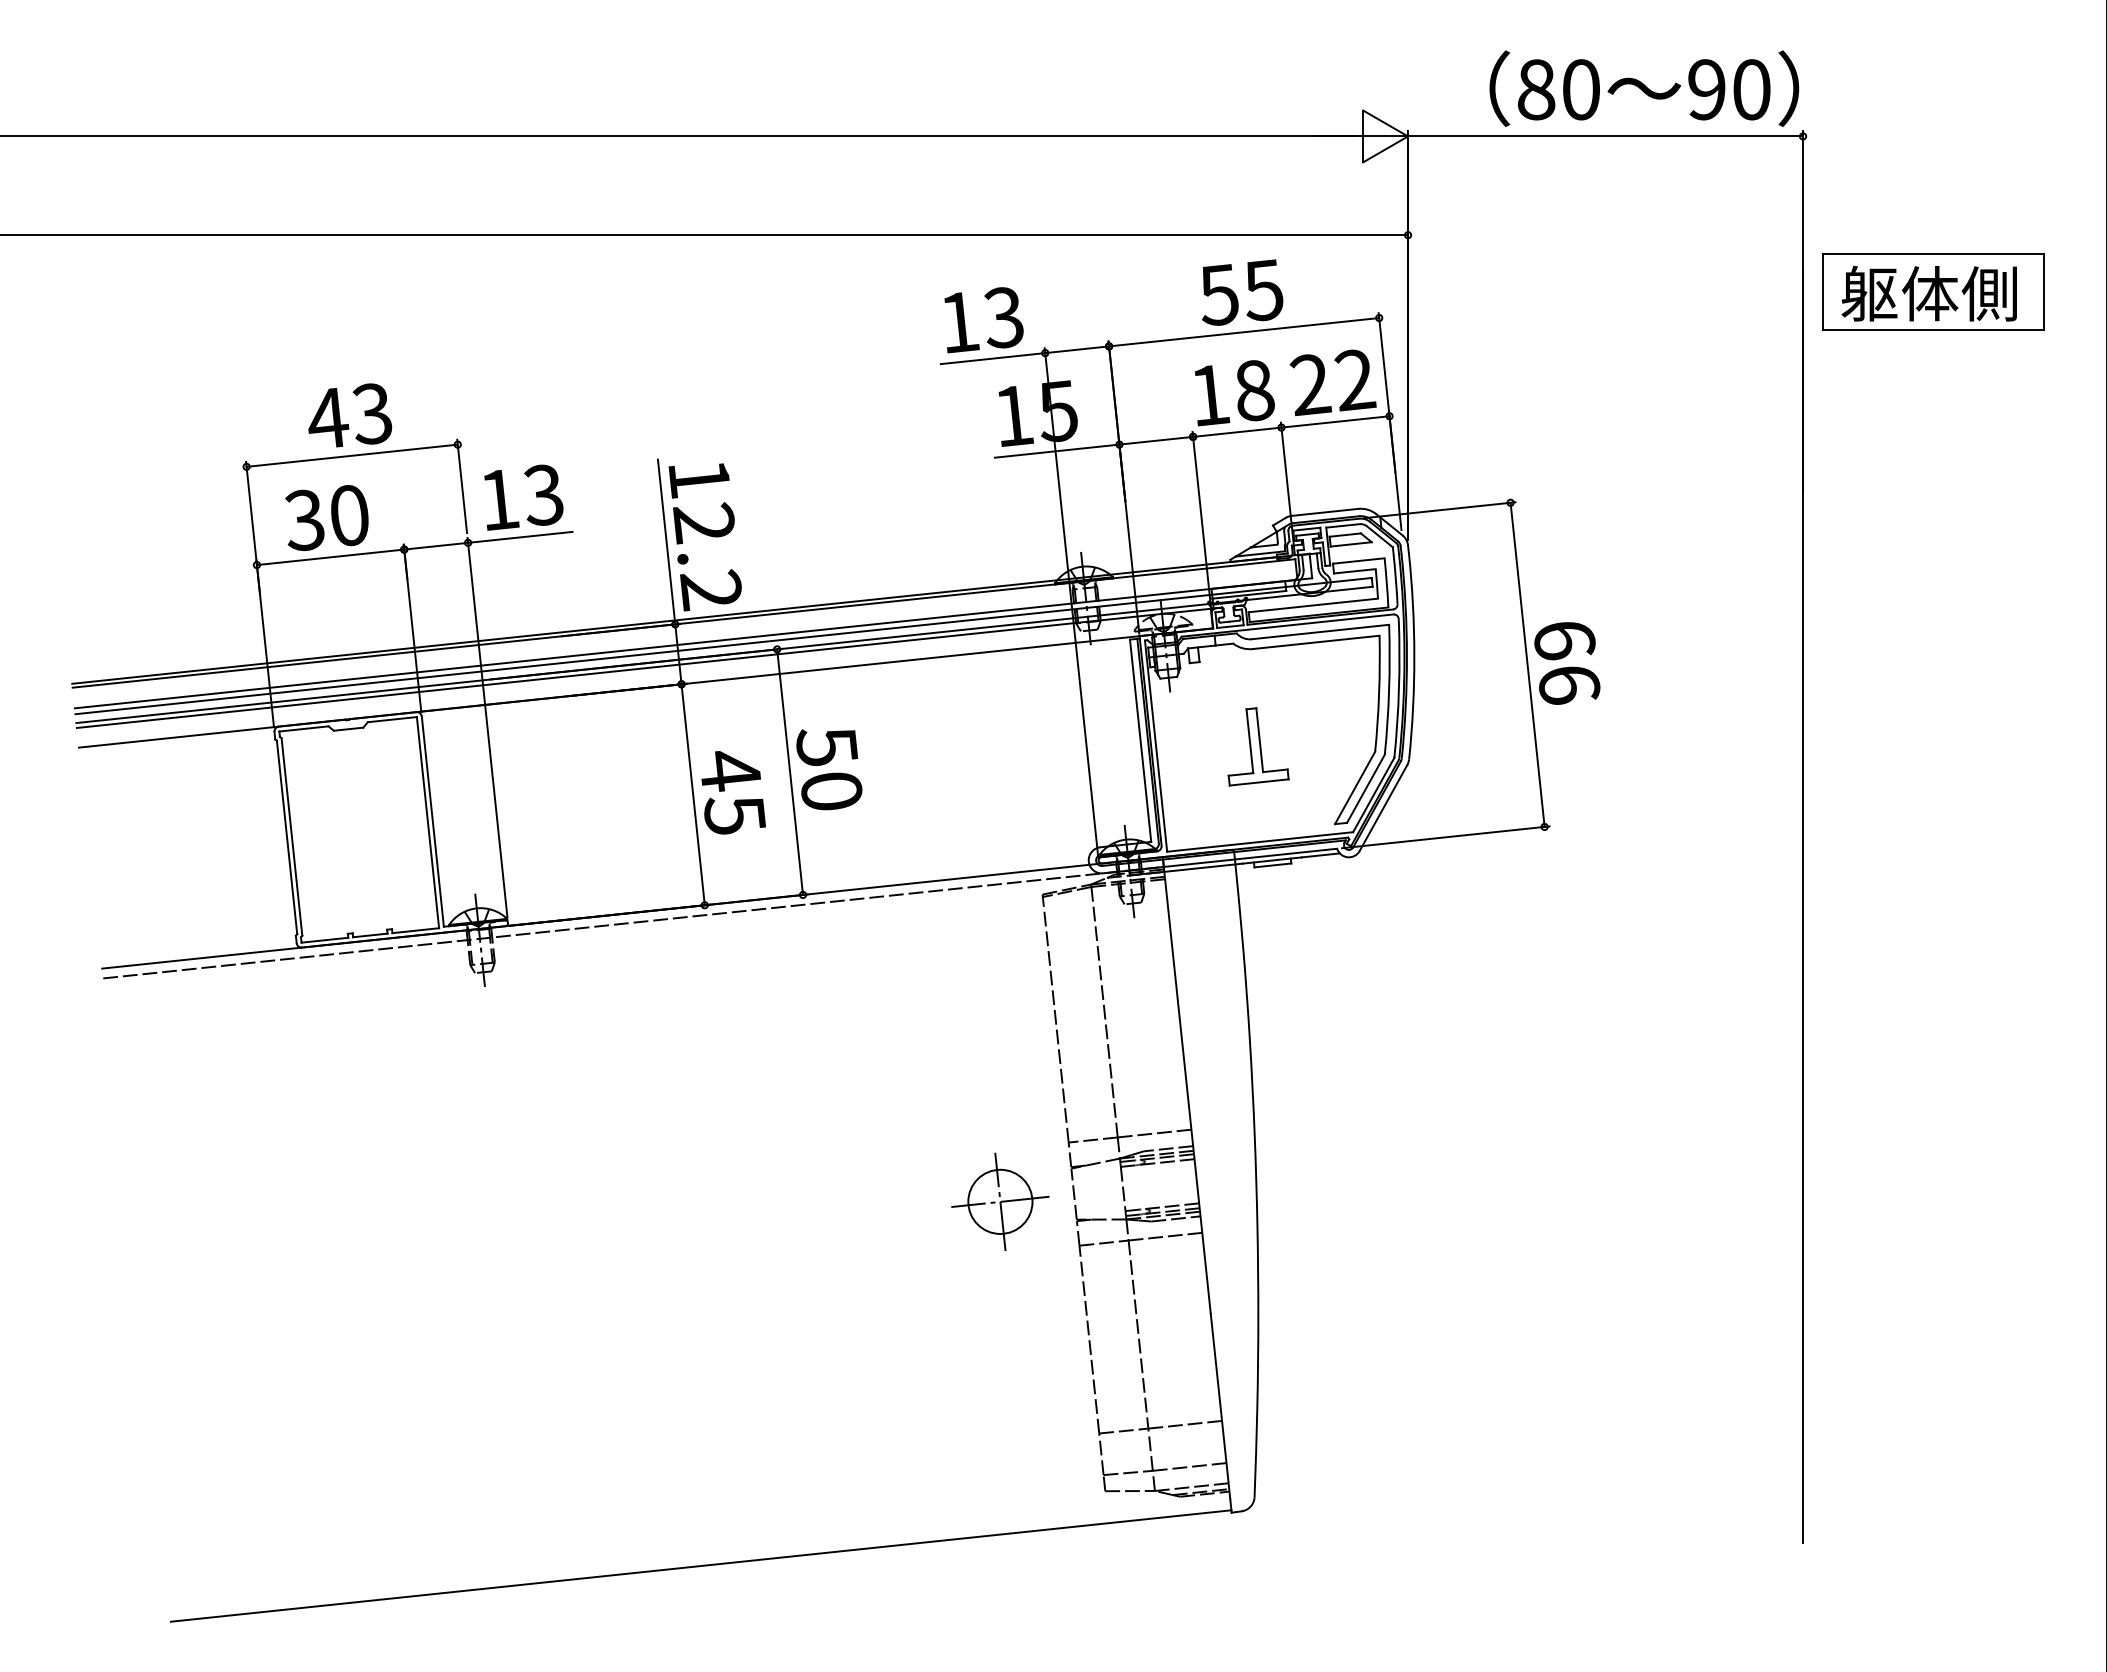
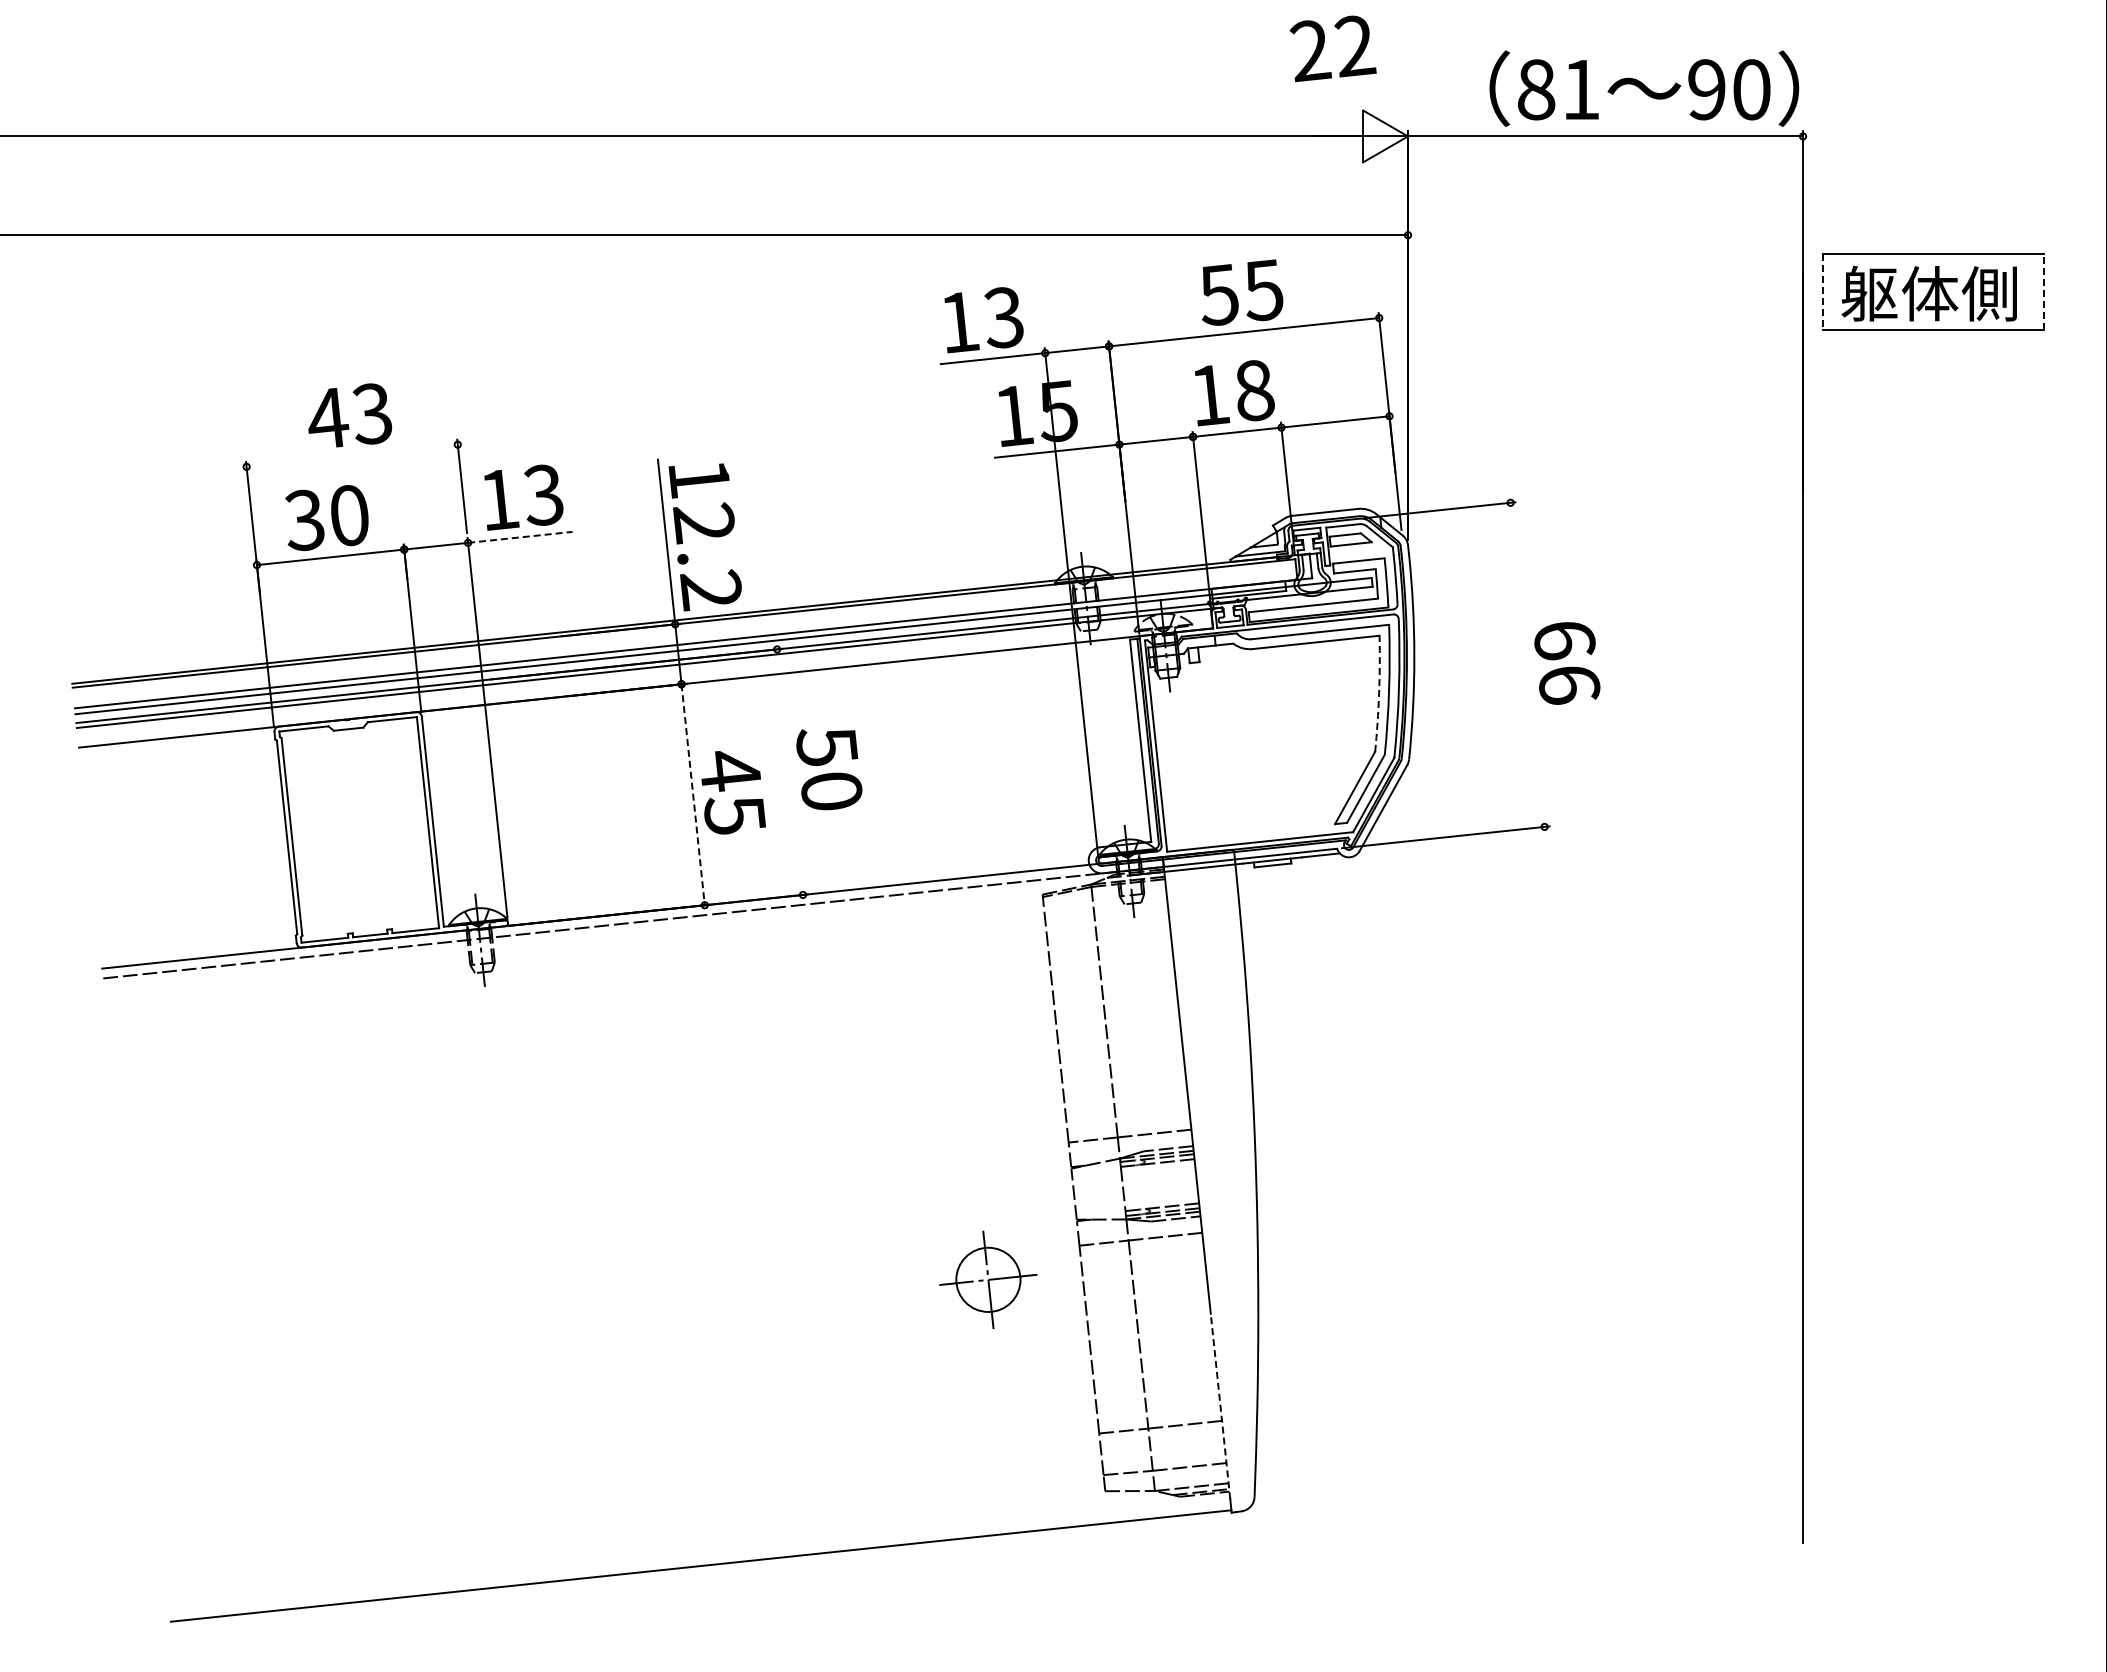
text: 80 -> 81 (1581, 89)
line: solid -> dashed (1822, 292)
line: solid -> dashed (2043, 292)
text position: (1332, 382) -> (1332, 48) (1332, 48)
line: present -> none (351, 455)
line: solid -> dashed (520, 537)
line: present -> none (1527, 664)
arc: solid -> dashed (1379, 693)
part: present -> none (1258, 746)
line: present -> none (790, 771)
line: solid -> dashed (693, 795)
part position: (1000, 1201) -> (988, 1279) (988, 1279)
line: solid -> dashed (1220, 1406)
